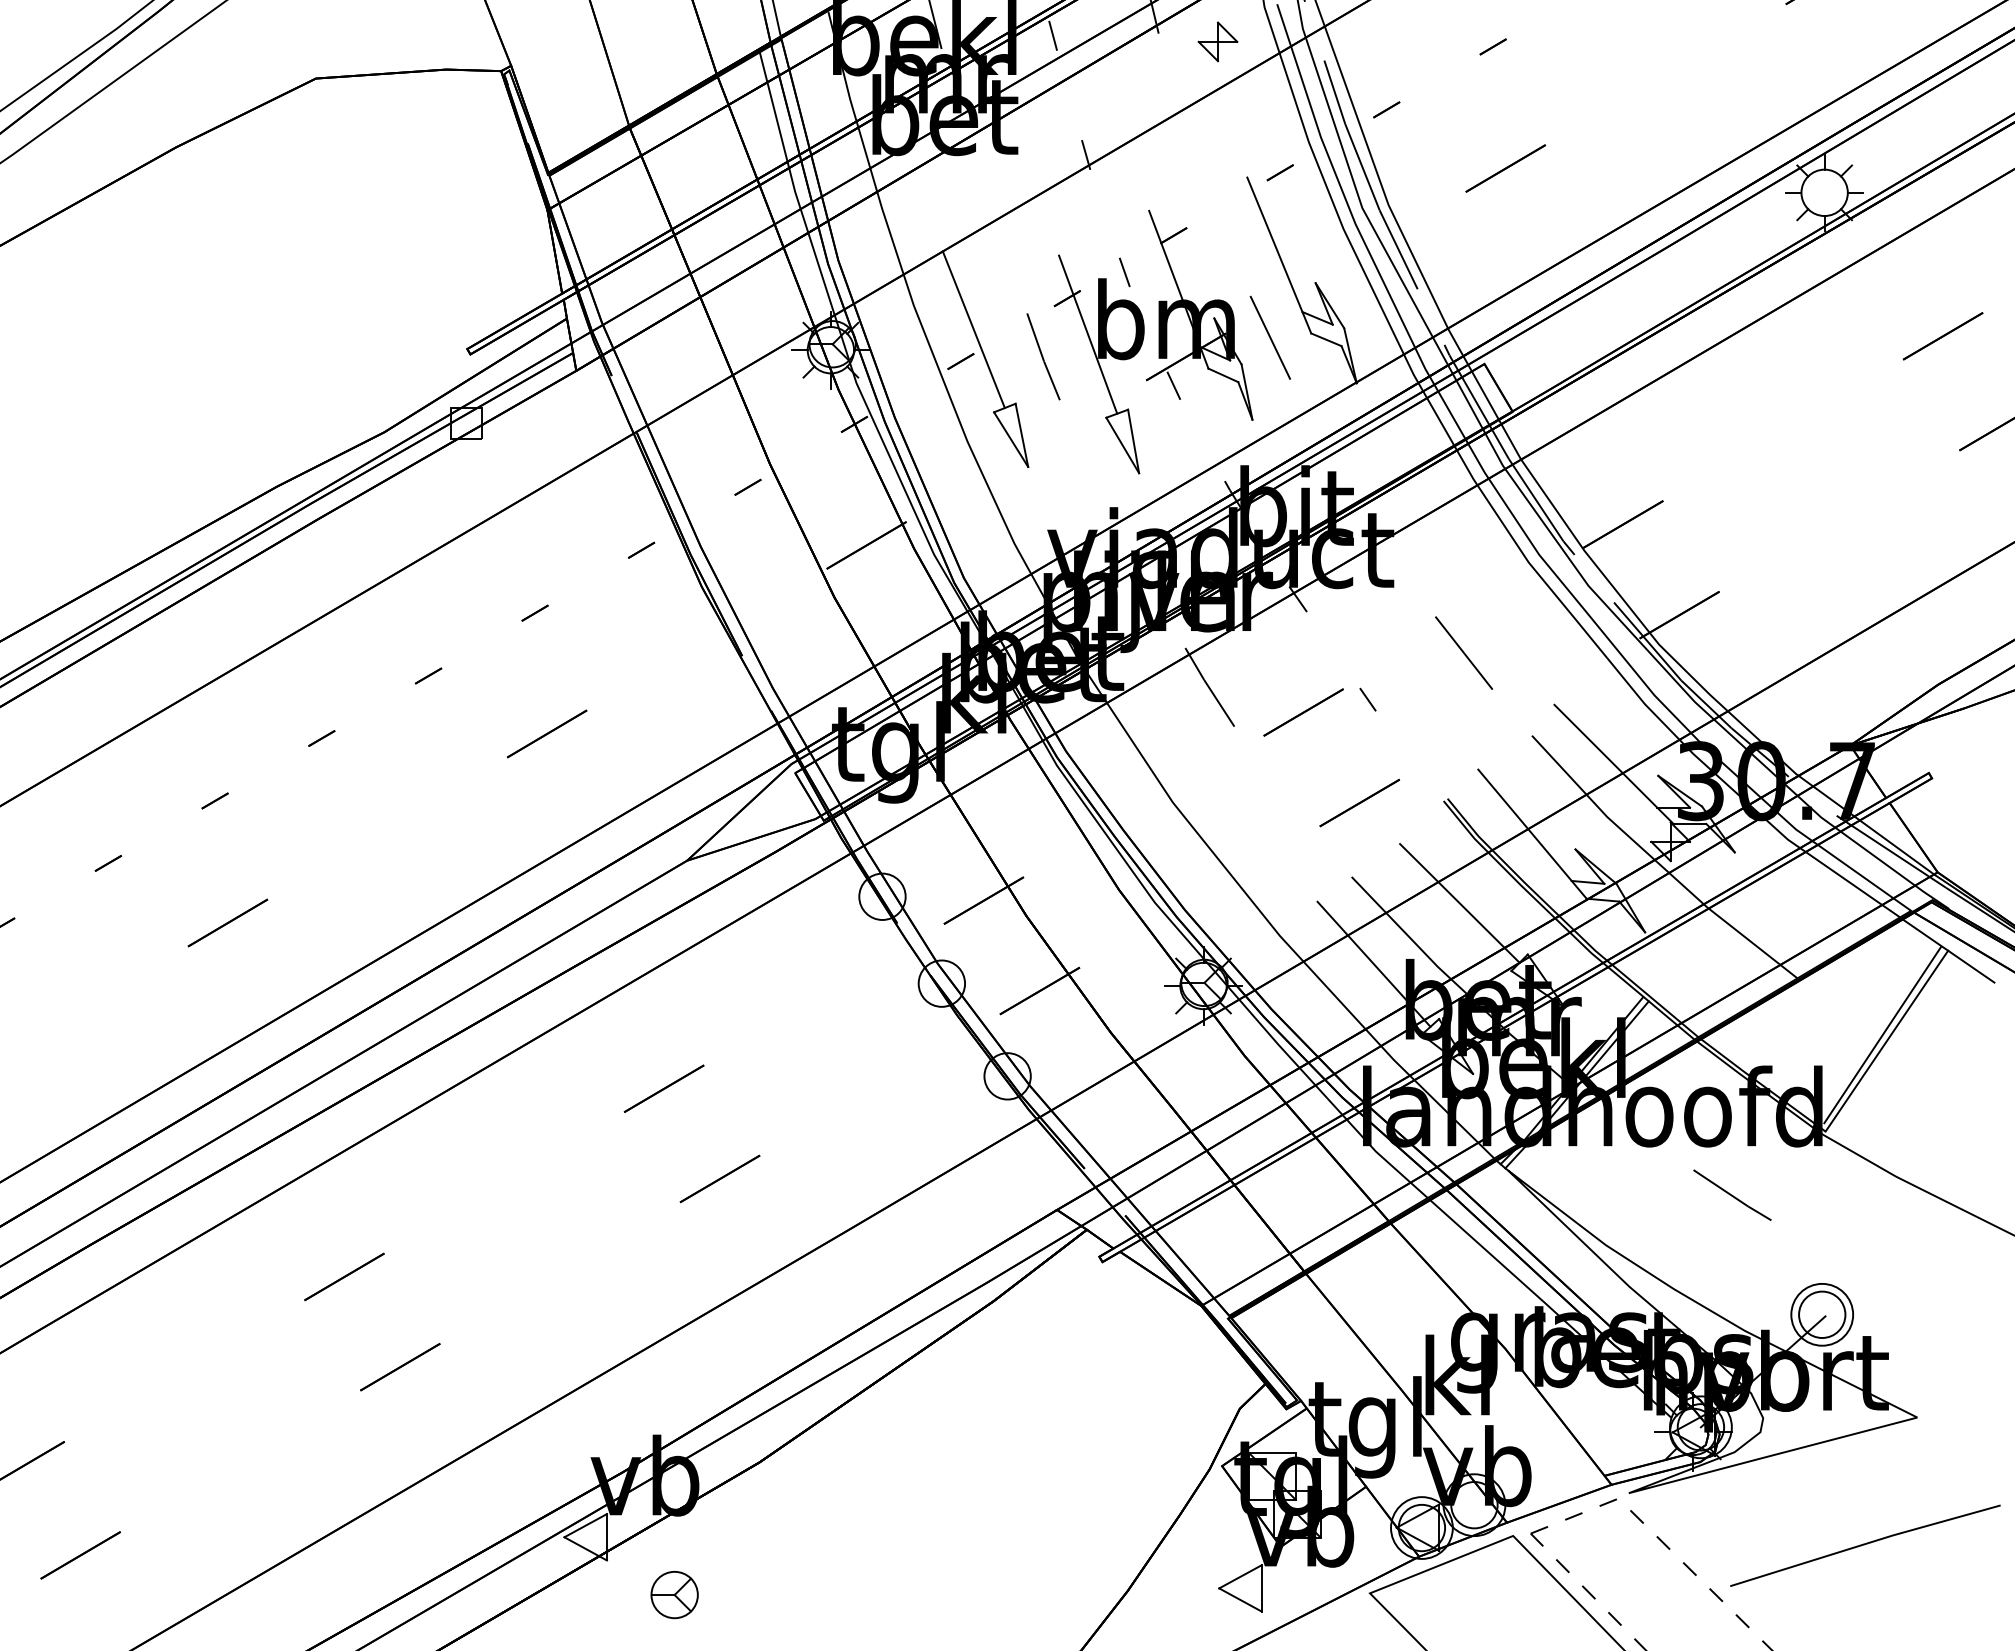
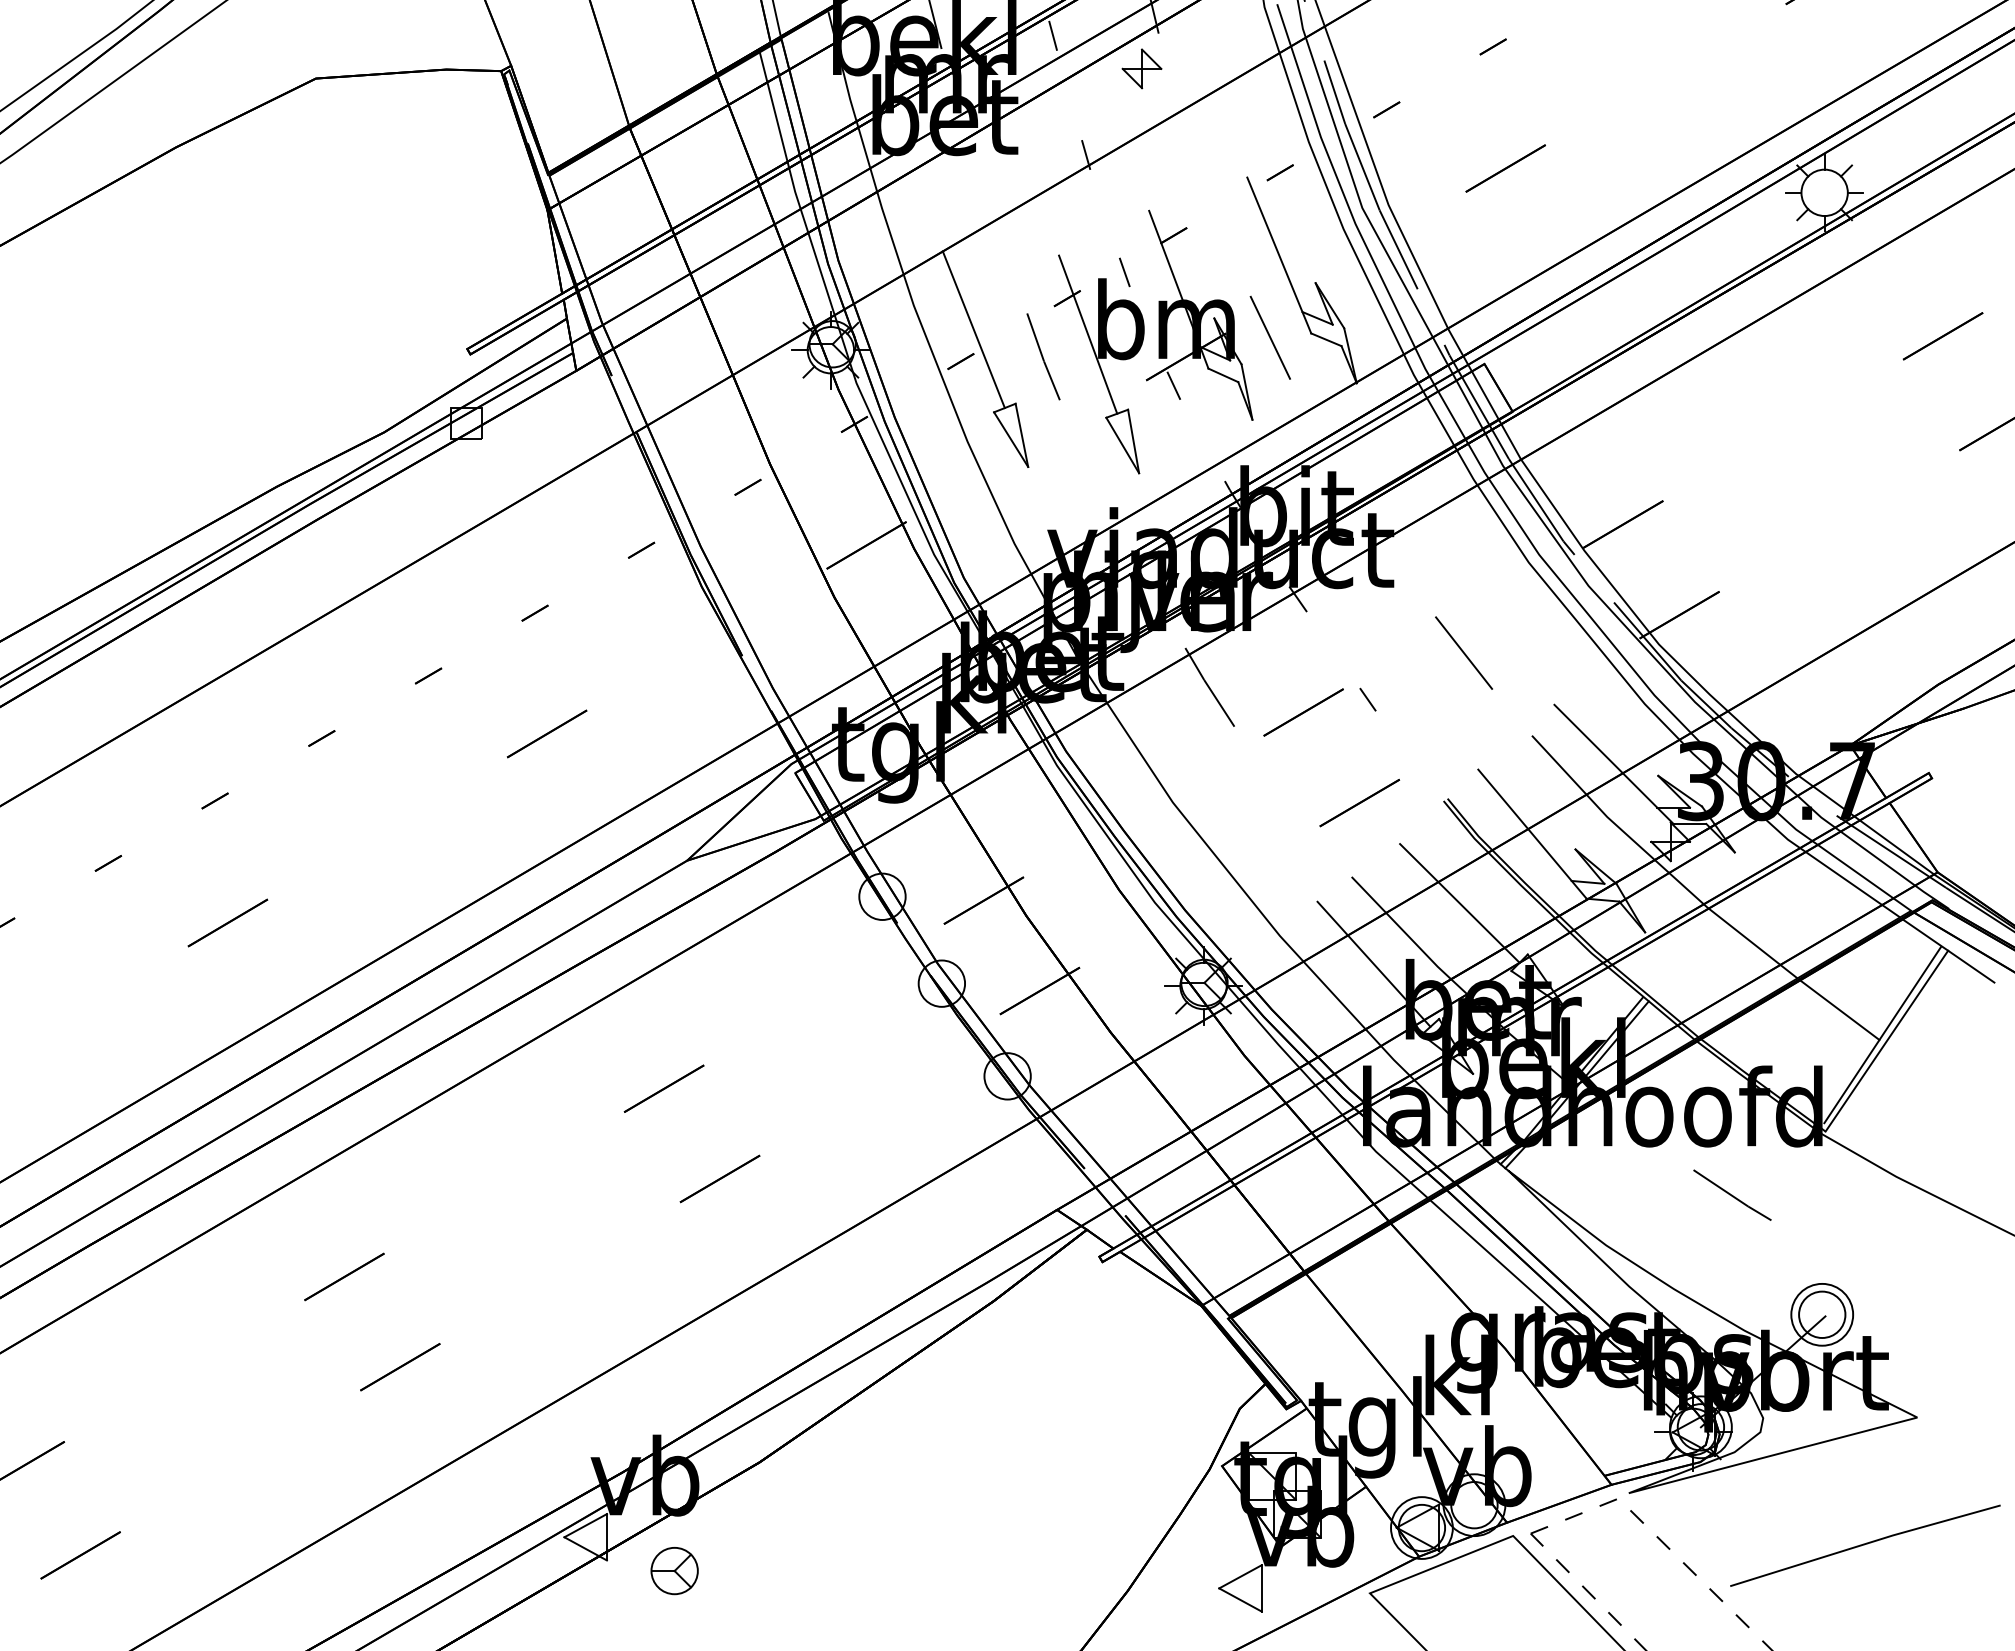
part position: (1217, 41) -> (1141, 68) (1141, 68)
line: none -> present (1839, 1010)
part position: (674, 1595) -> (674, 1571) (674, 1571)
